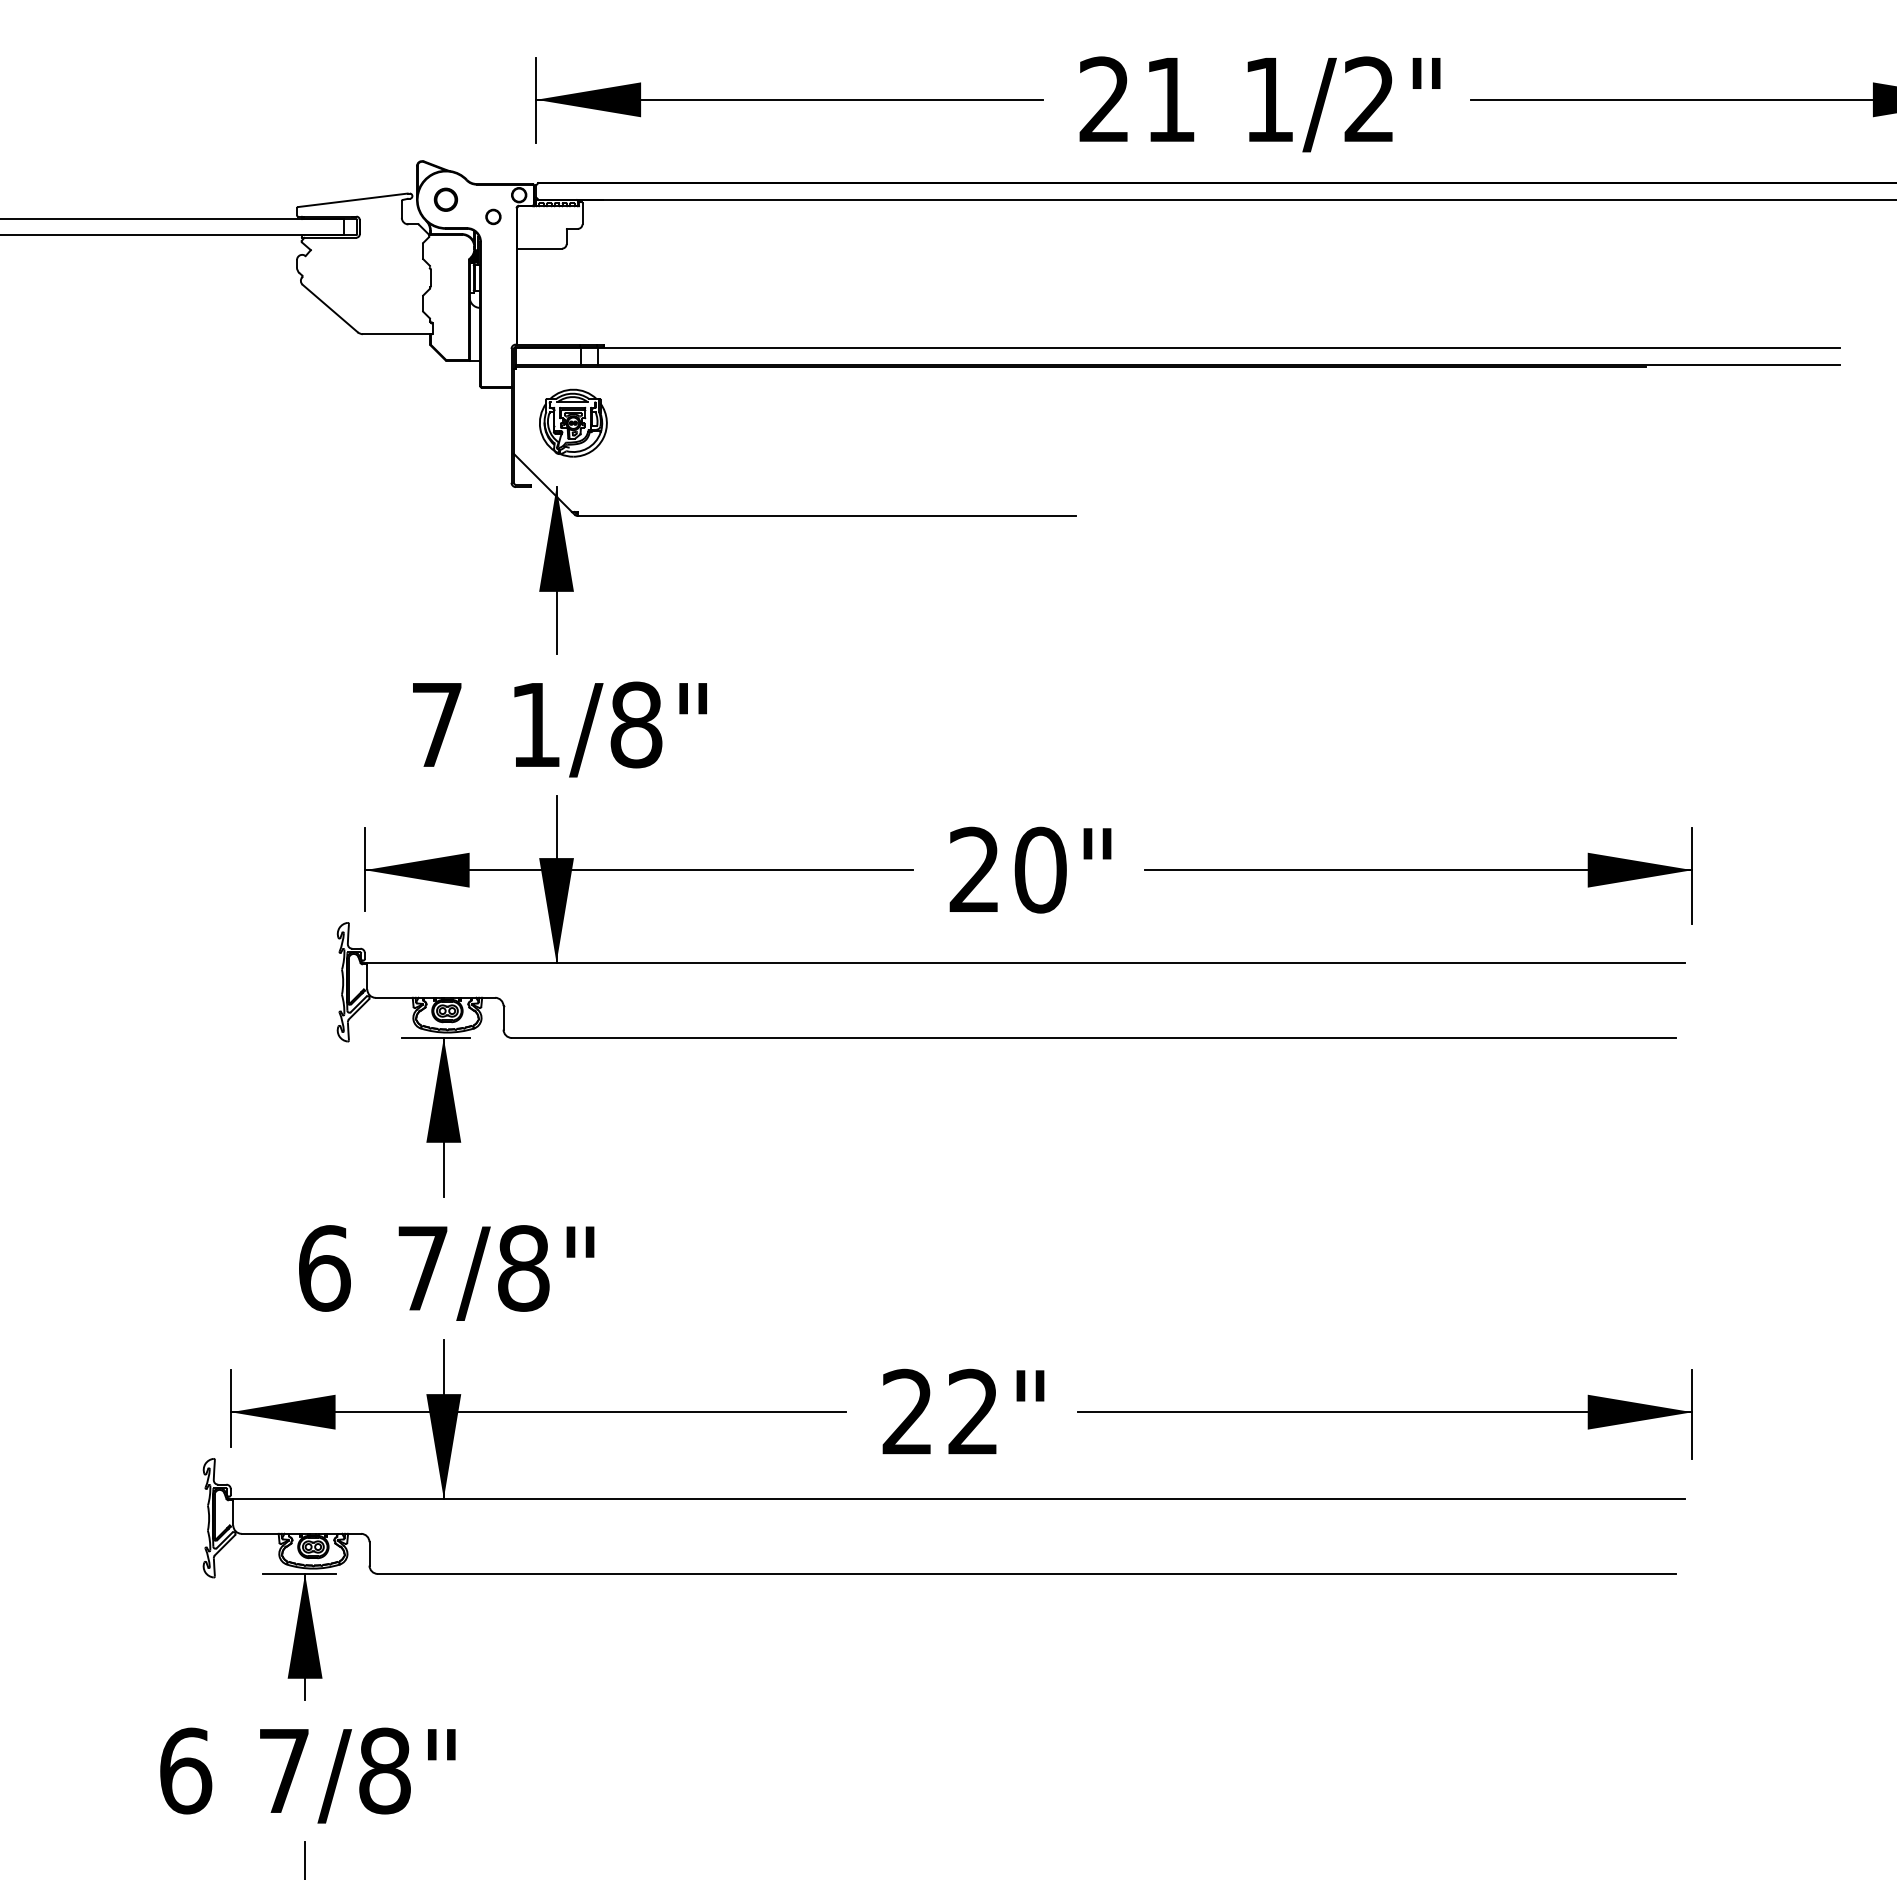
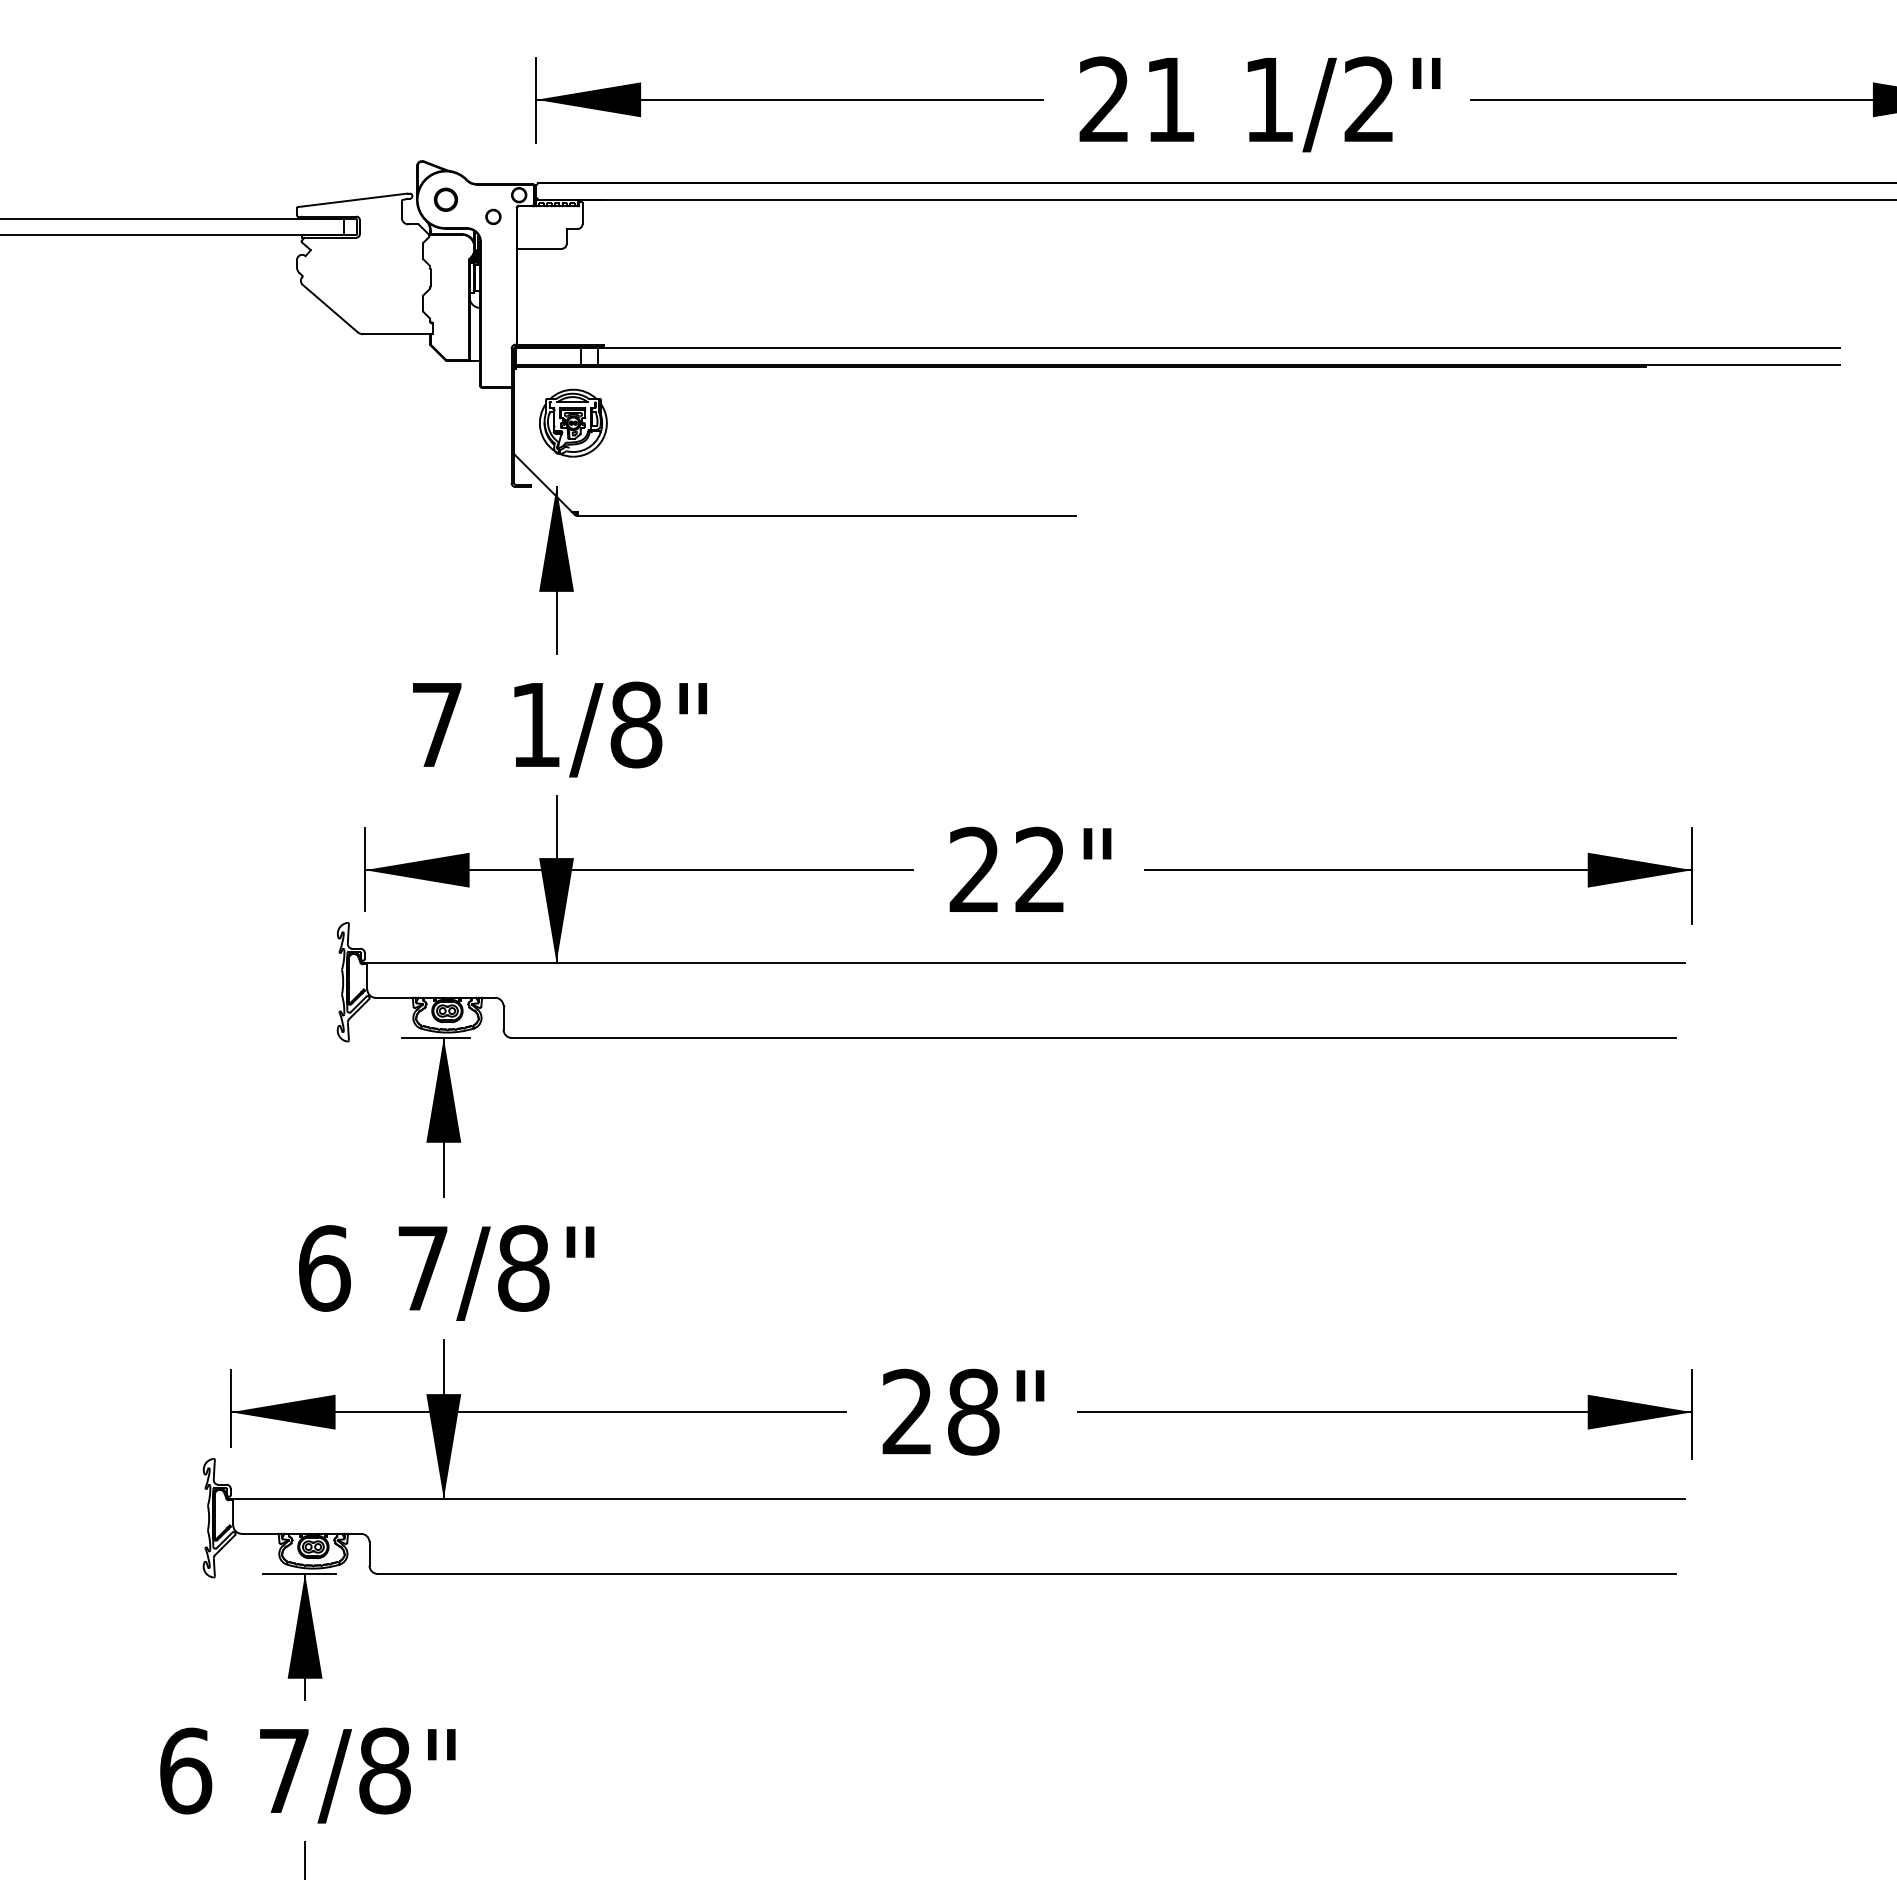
text: 20" -> 22" (1040, 869)
text: 22" -> 28" (973, 1411)
